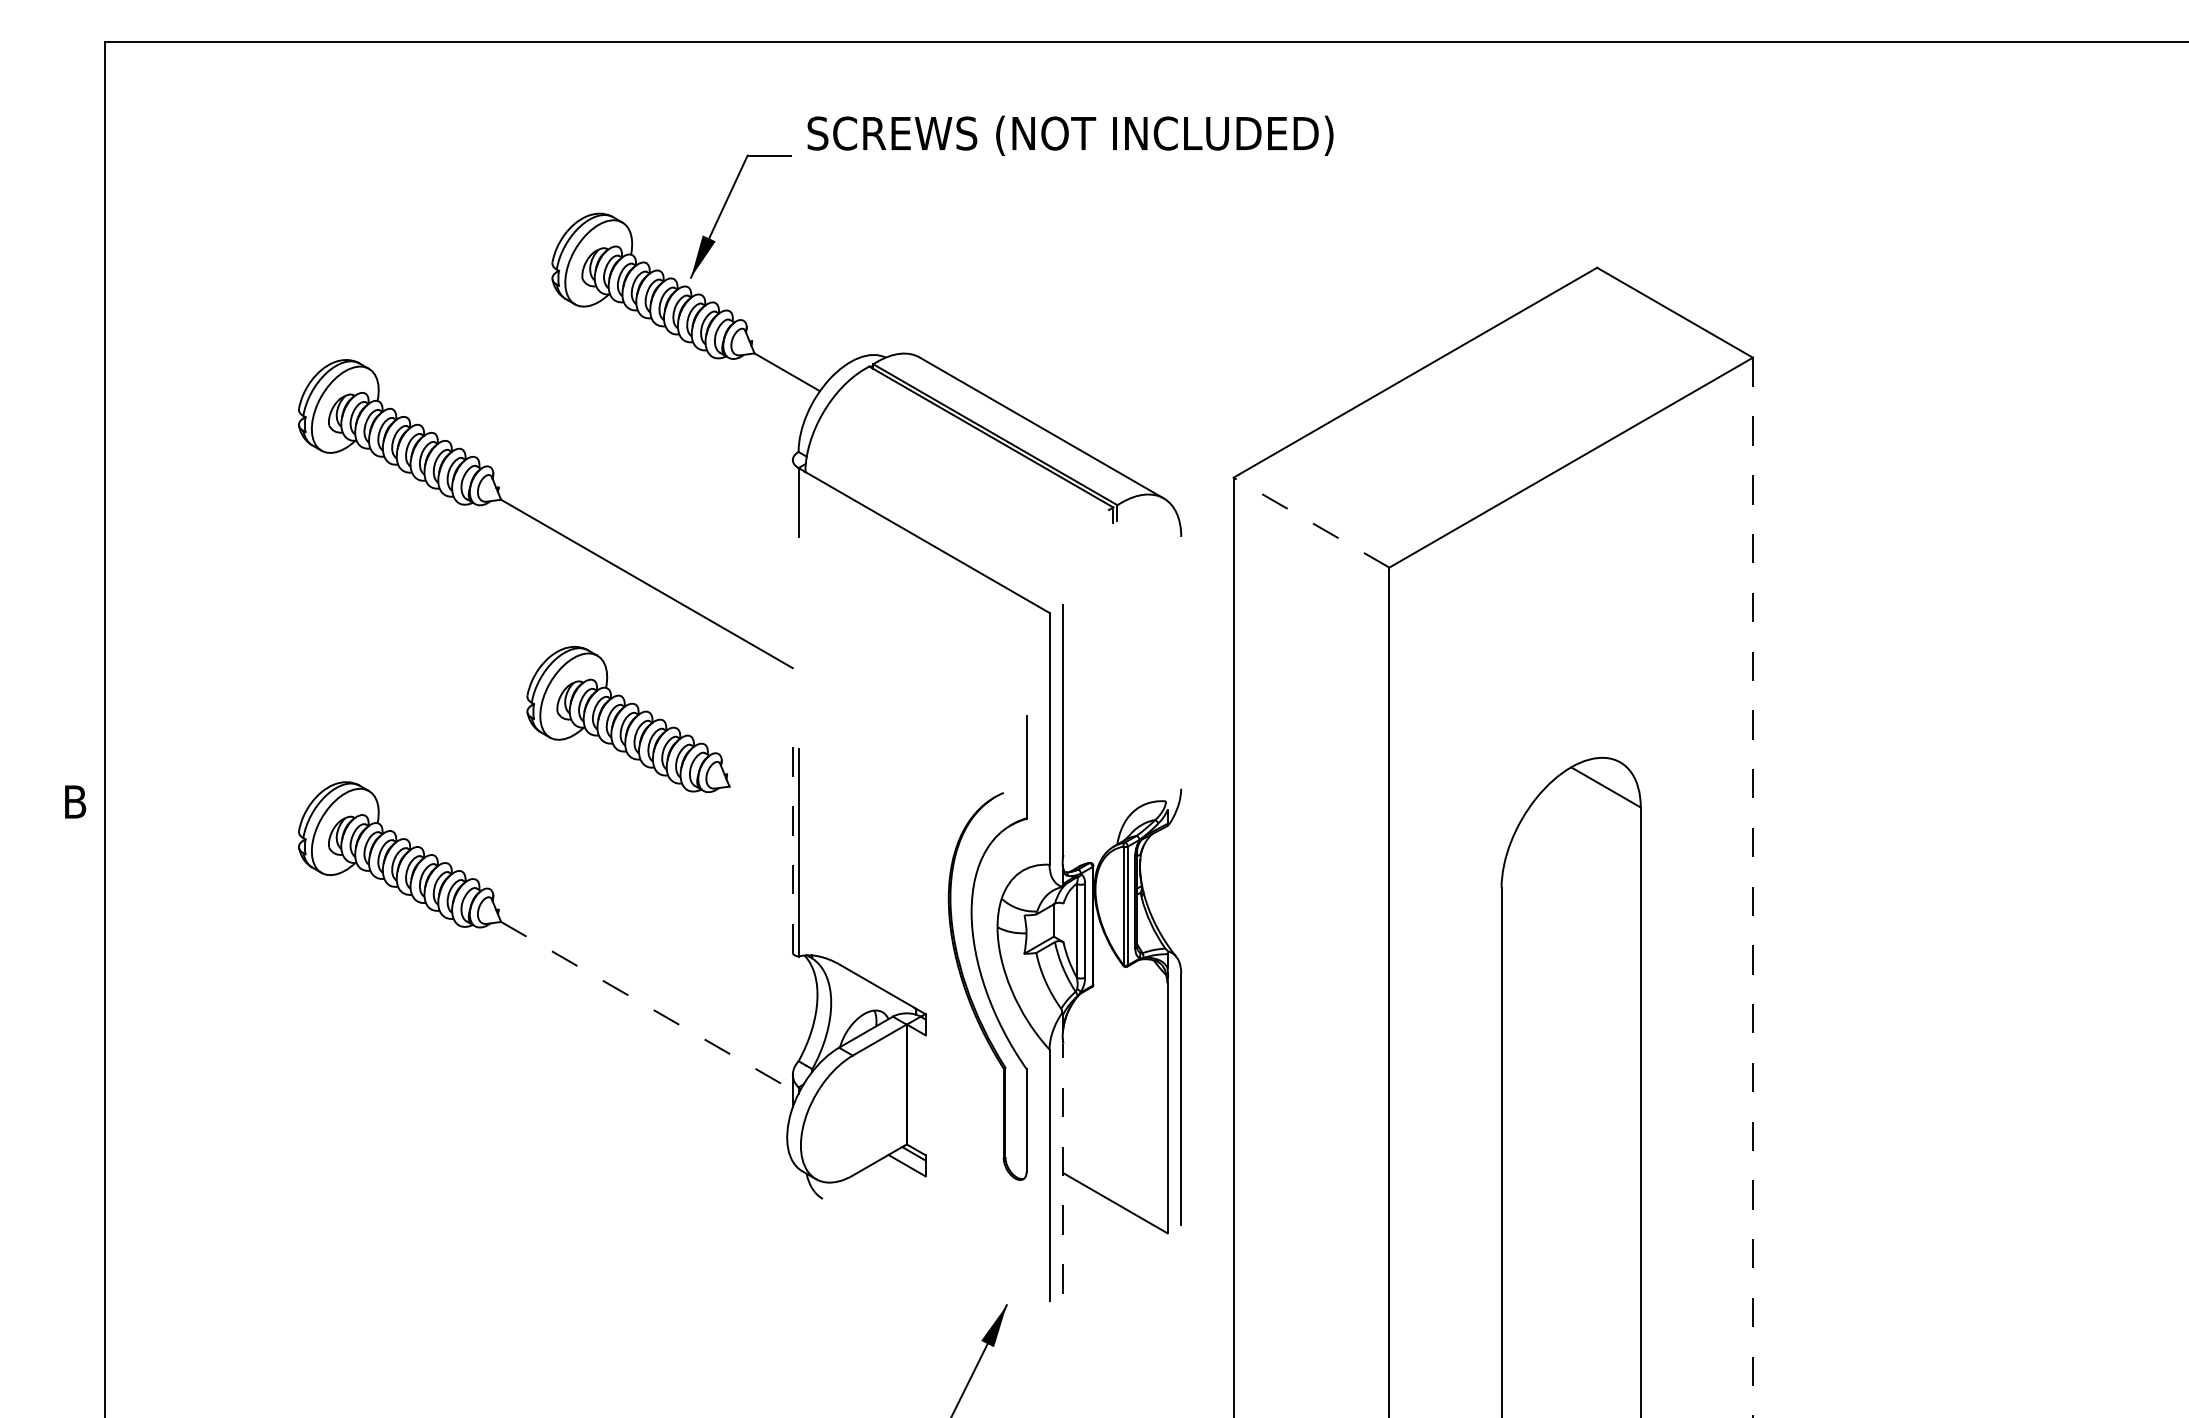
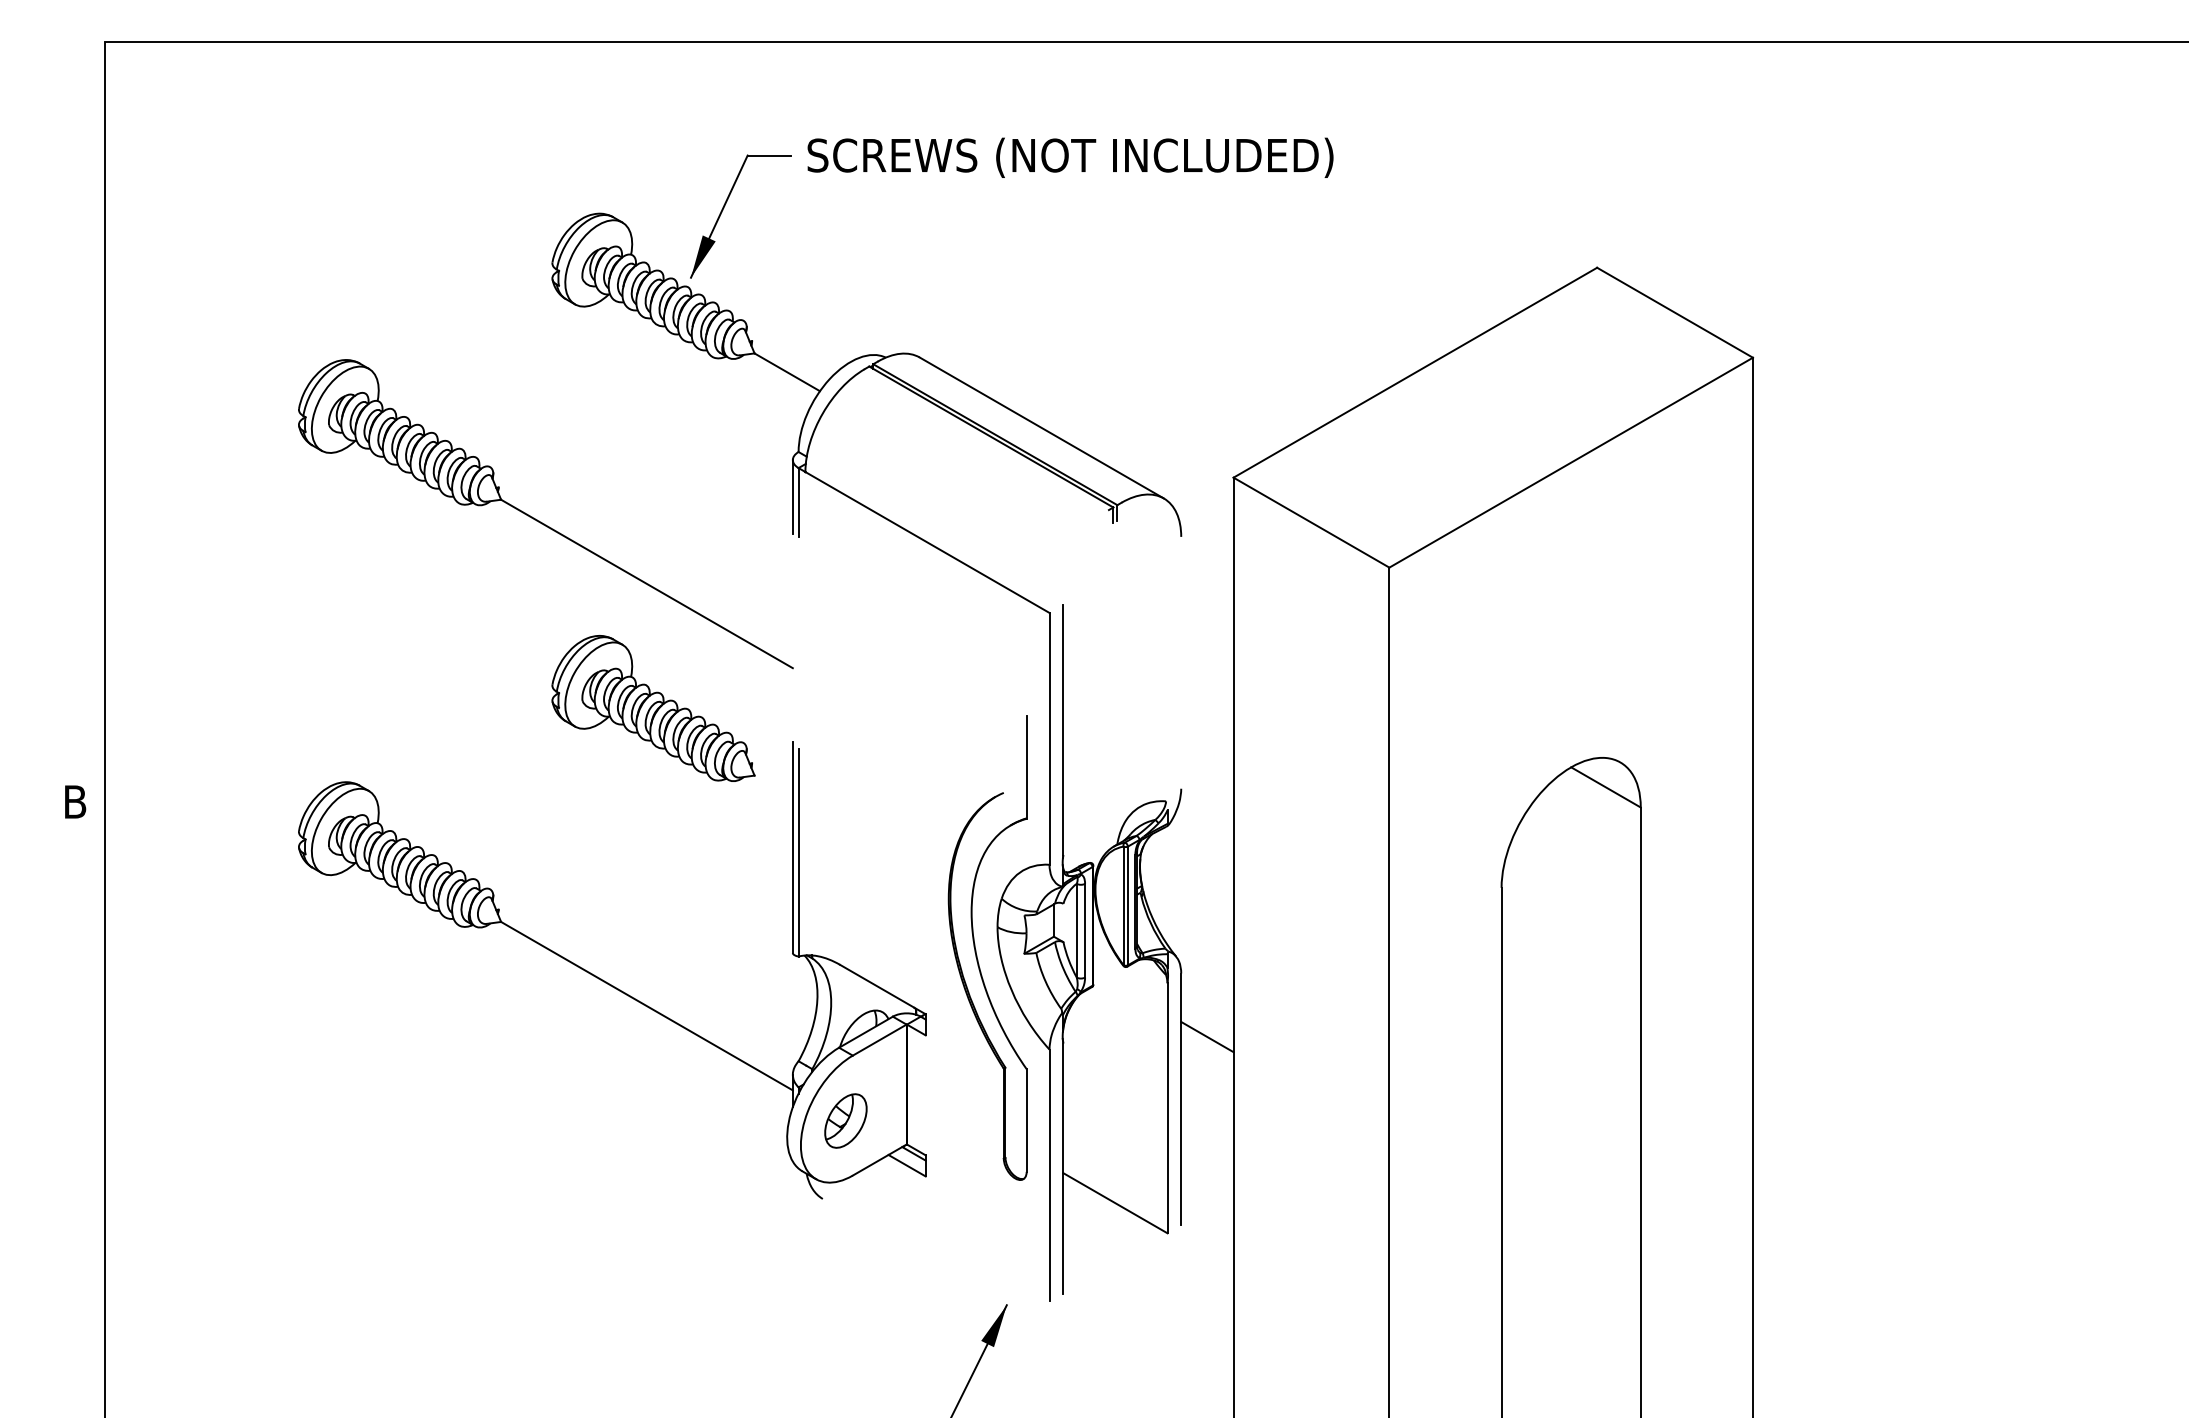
text position: (1070, 135) -> (1070, 157) (1070, 157)
line: none -> present (792, 496)
line: dashed -> solid (1311, 522)
part position: (628, 719) -> (653, 708) (653, 708)
line: dashed -> solid (792, 847)
line: dashed -> solid (1752, 887)
line: dashed -> solid (647, 1006)
line: none -> present (1207, 1036)
part: none -> present (845, 1120)
line: dashed -> solid (1063, 1168)
